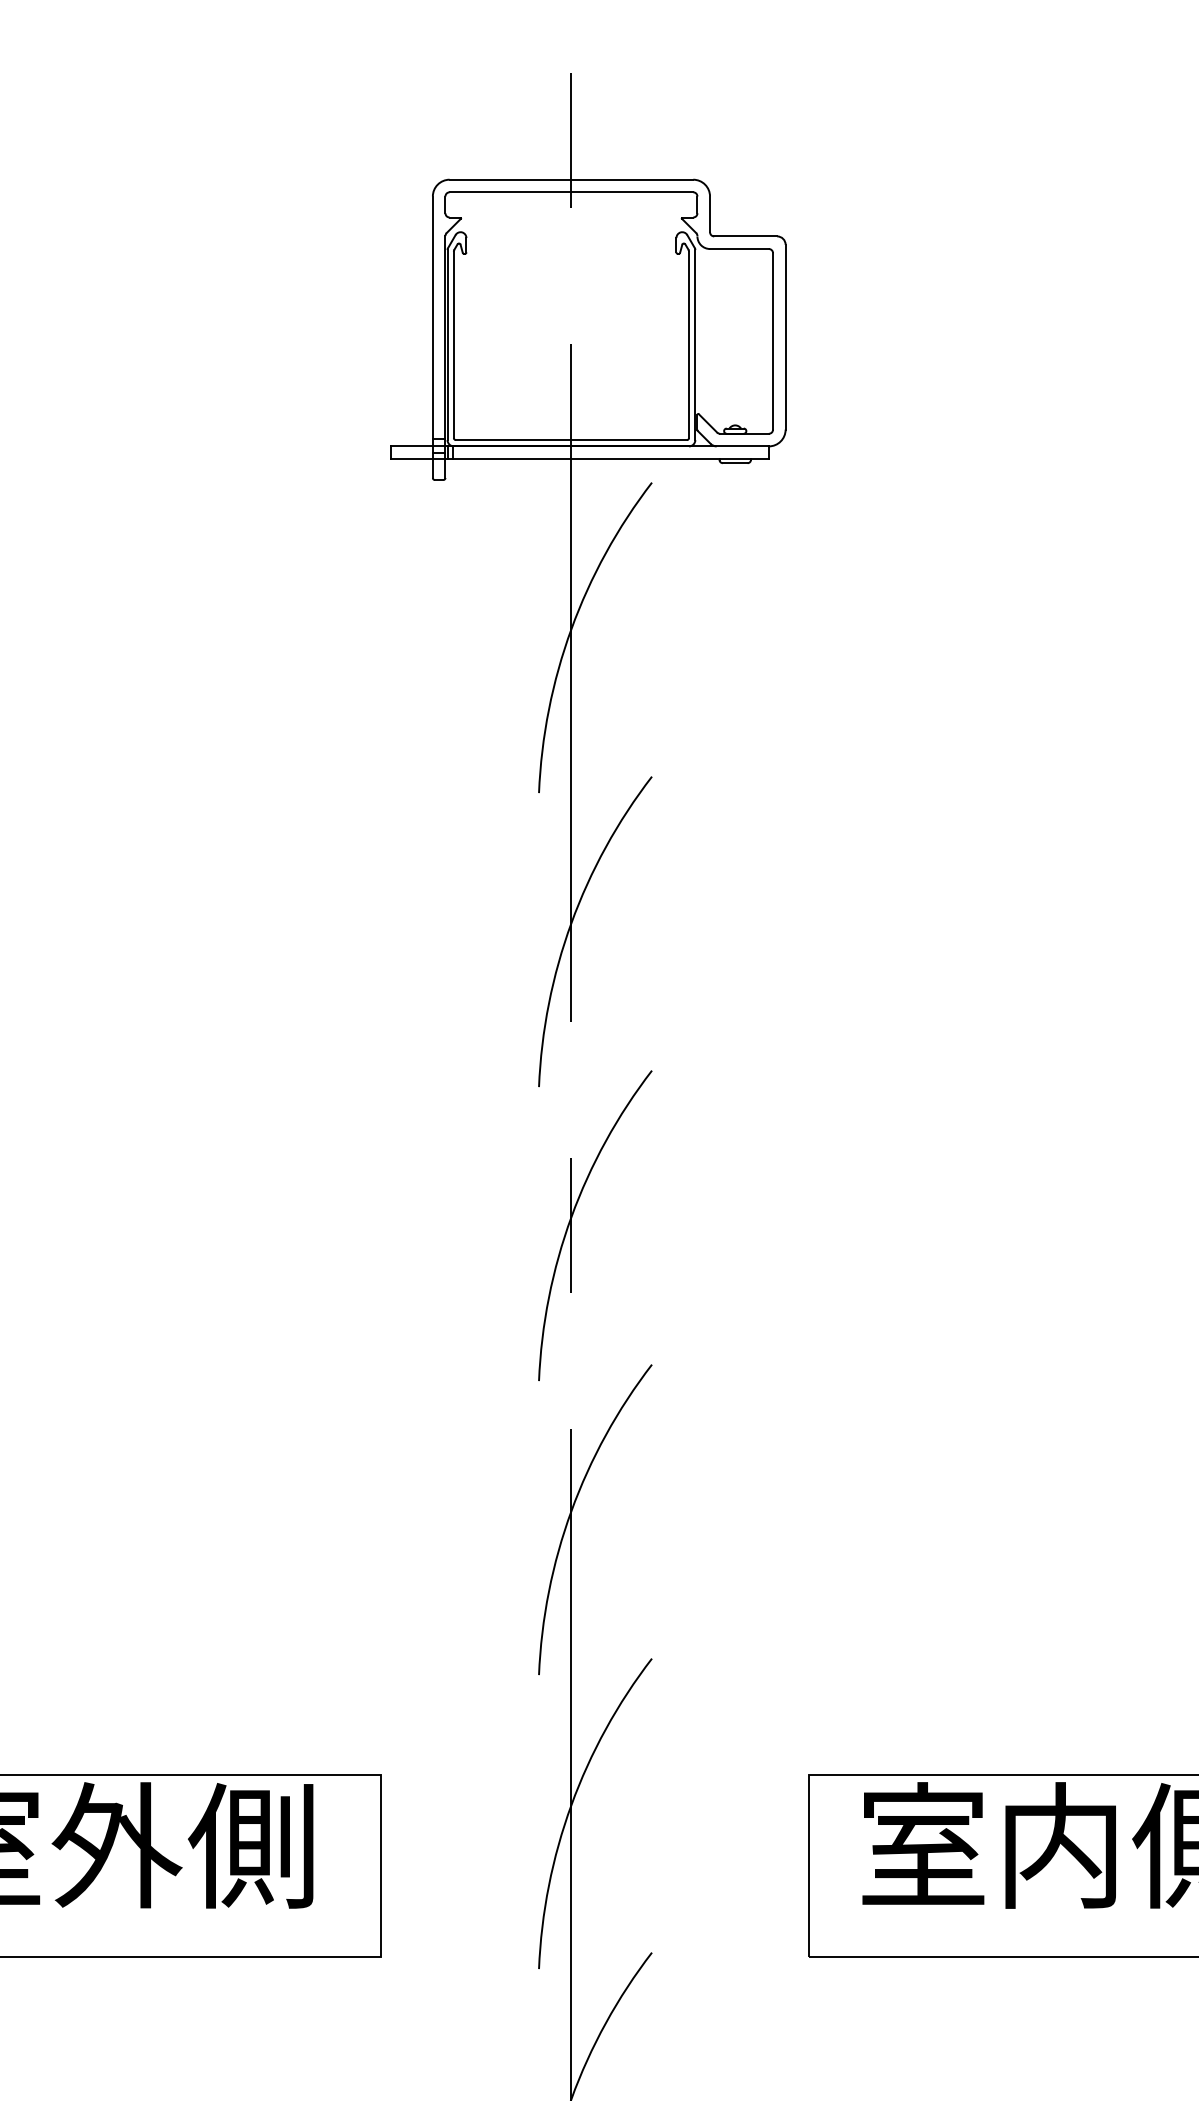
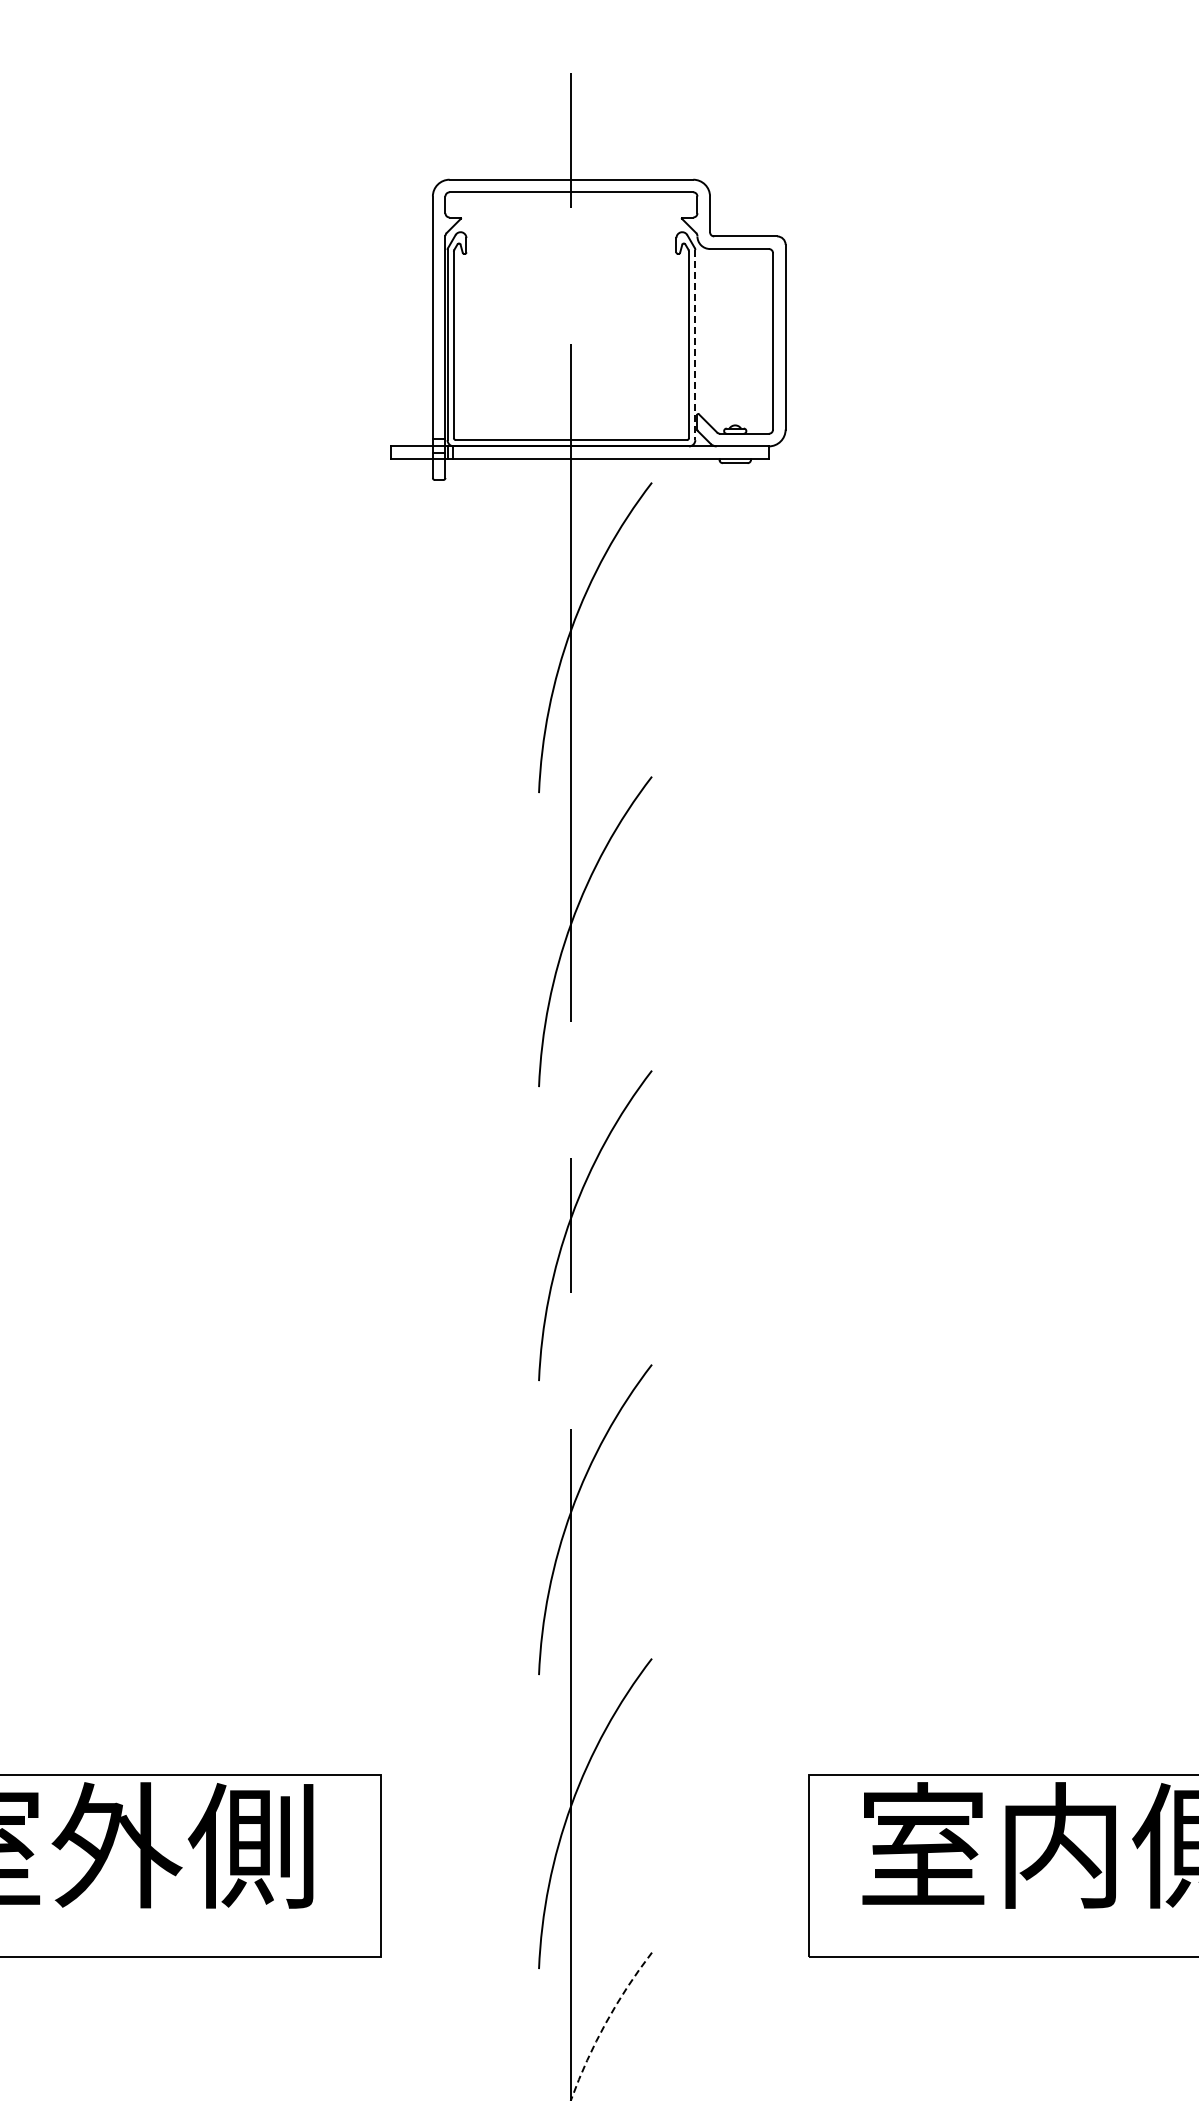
line: solid -> dashed (695, 345)
arc: solid -> dashed (605, 2022)
